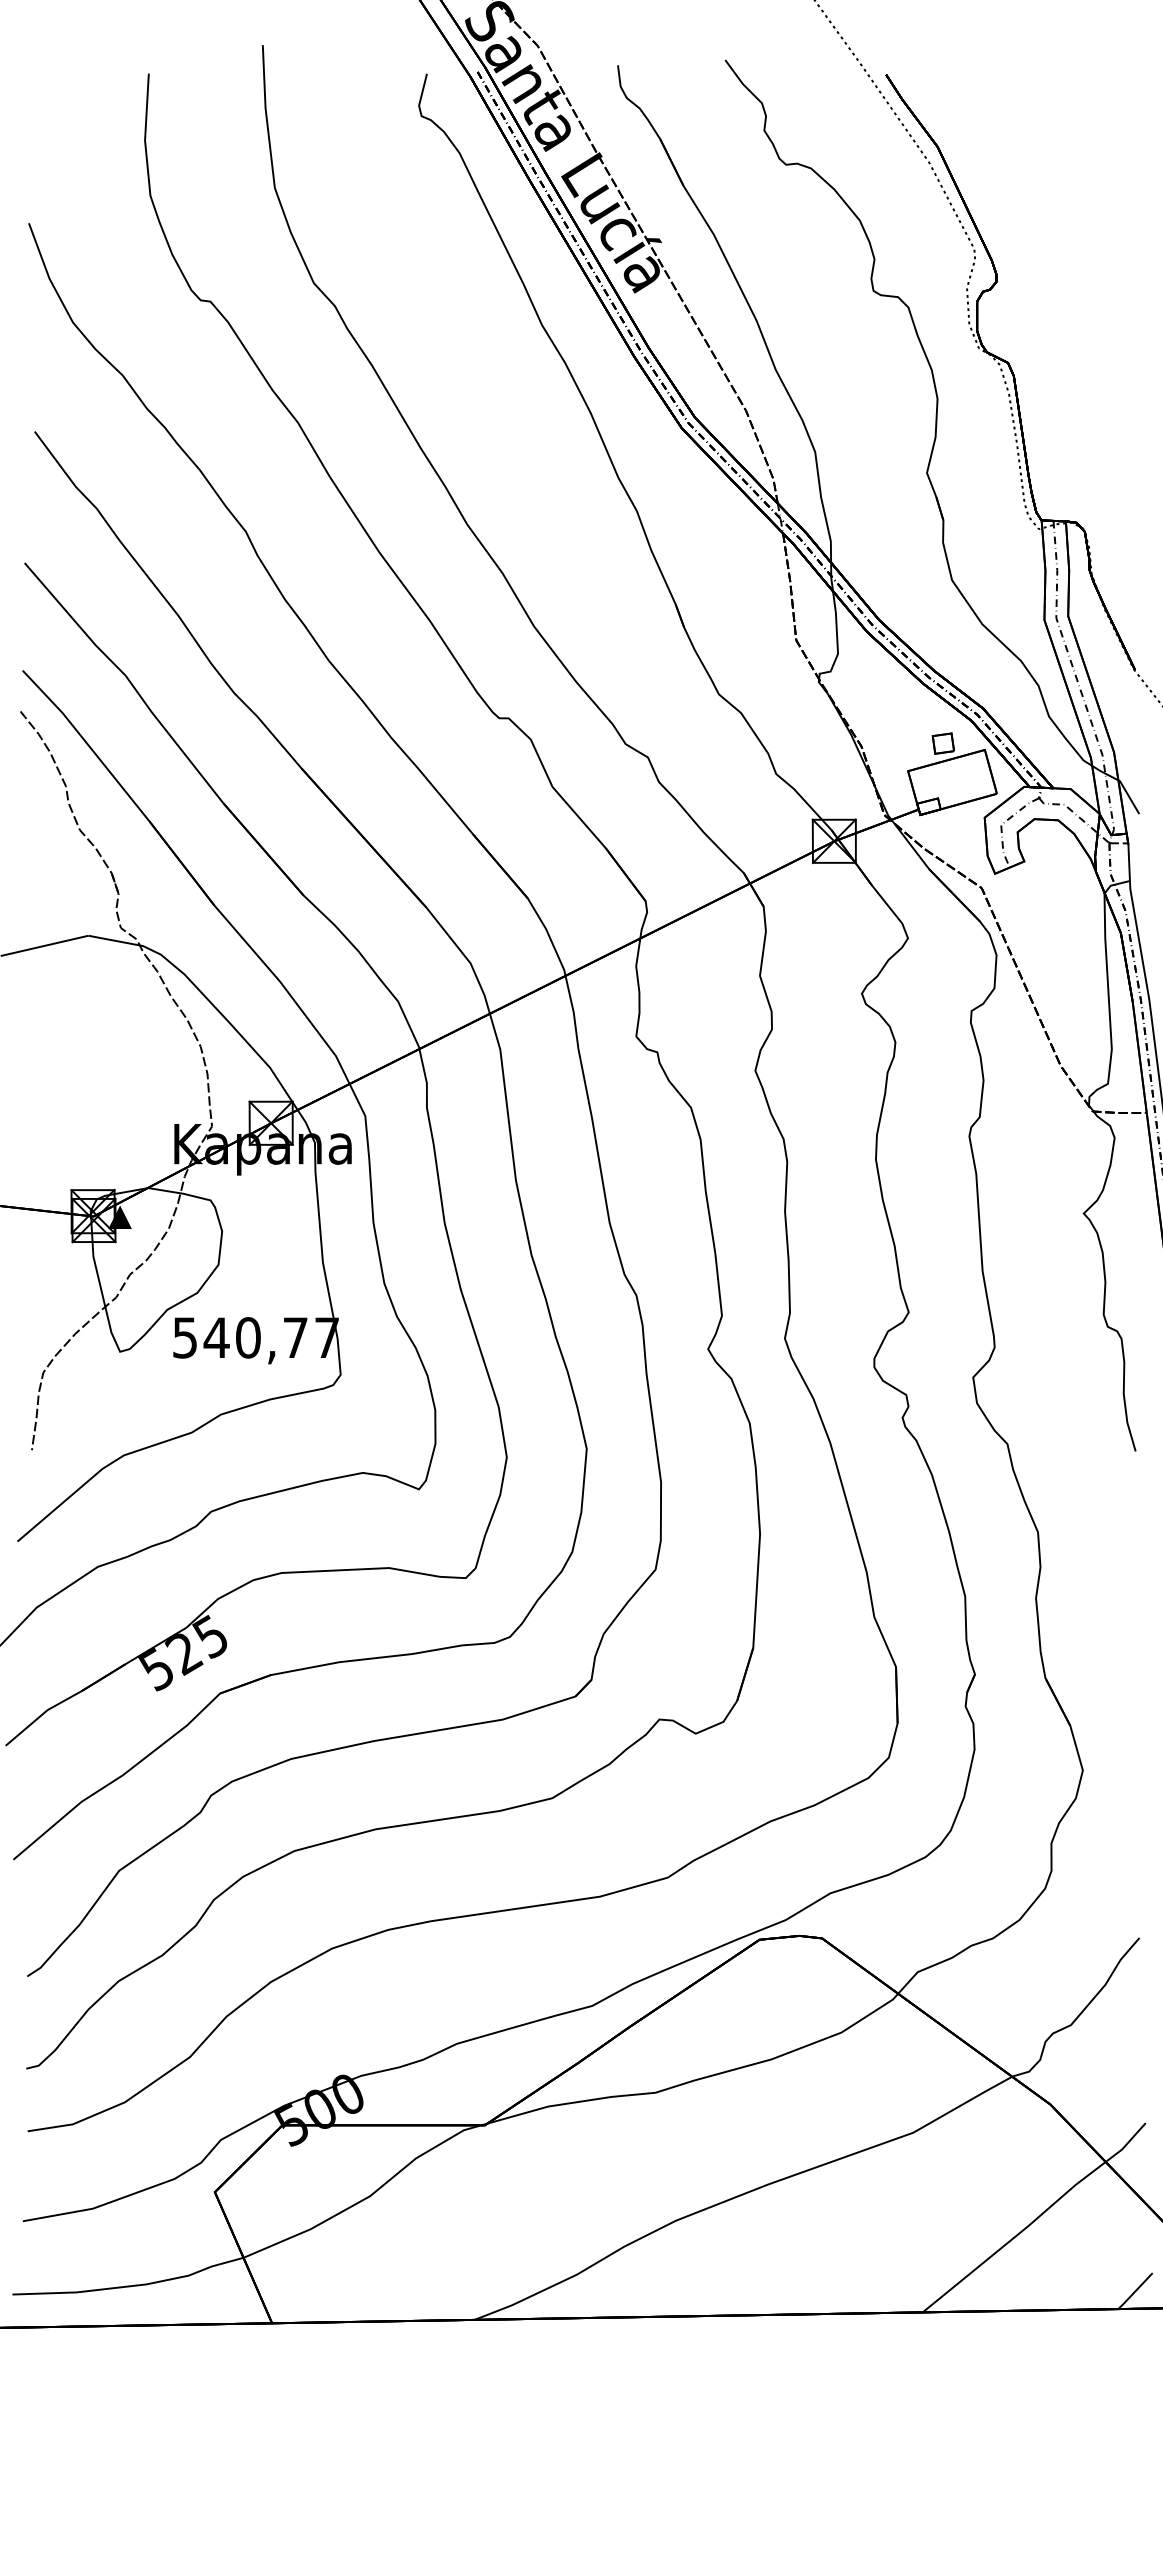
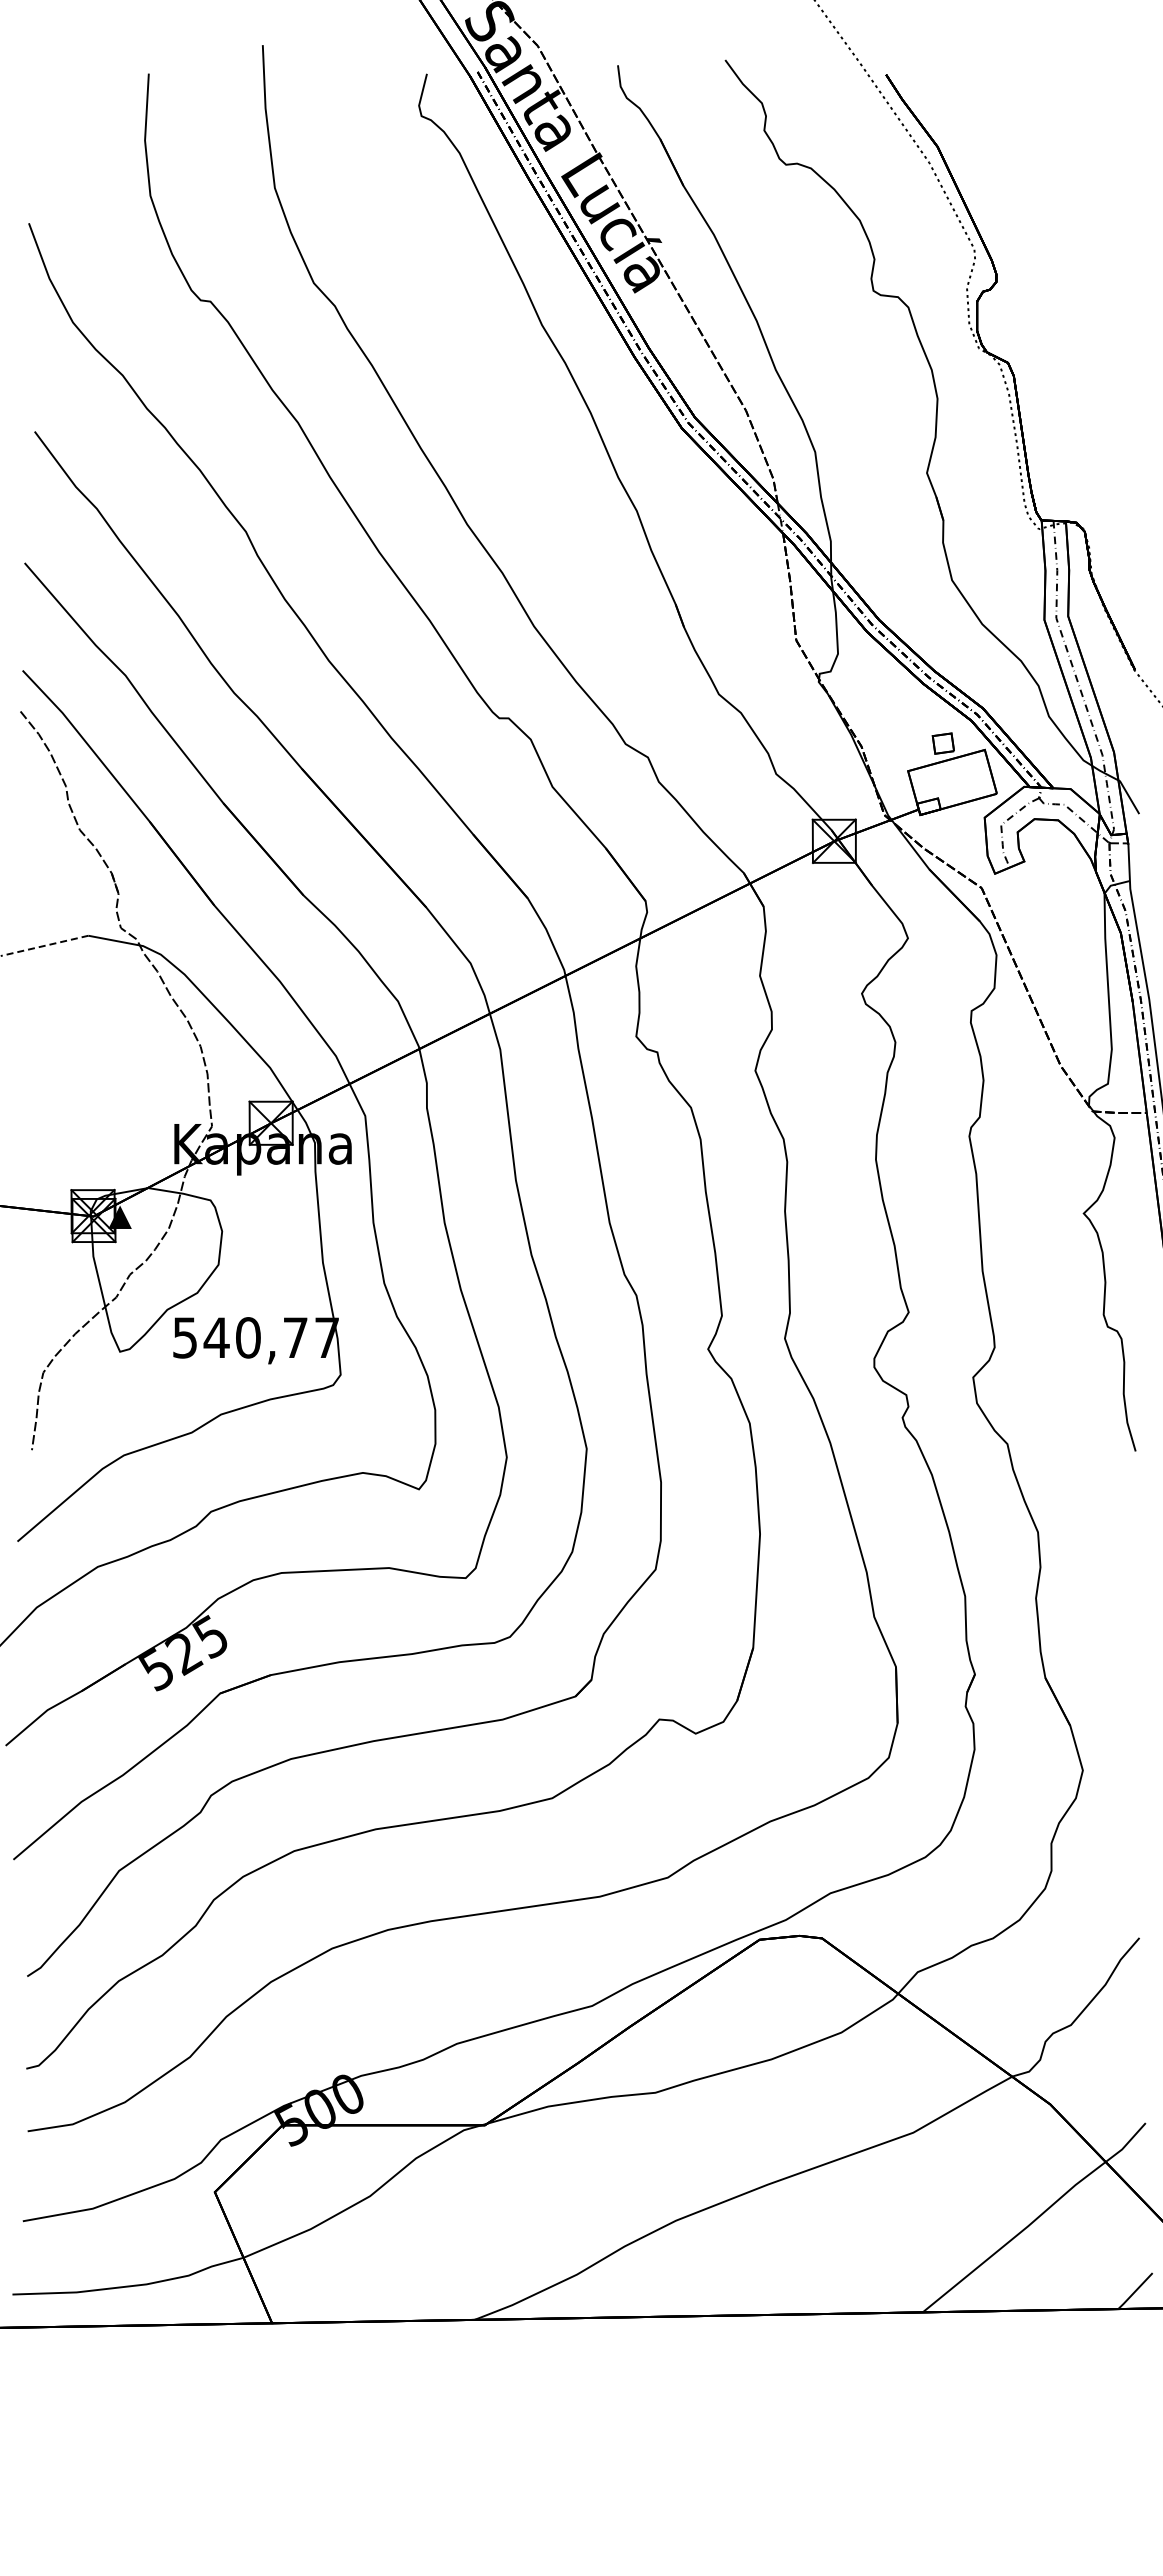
line: solid -> dashed (44, 946)
